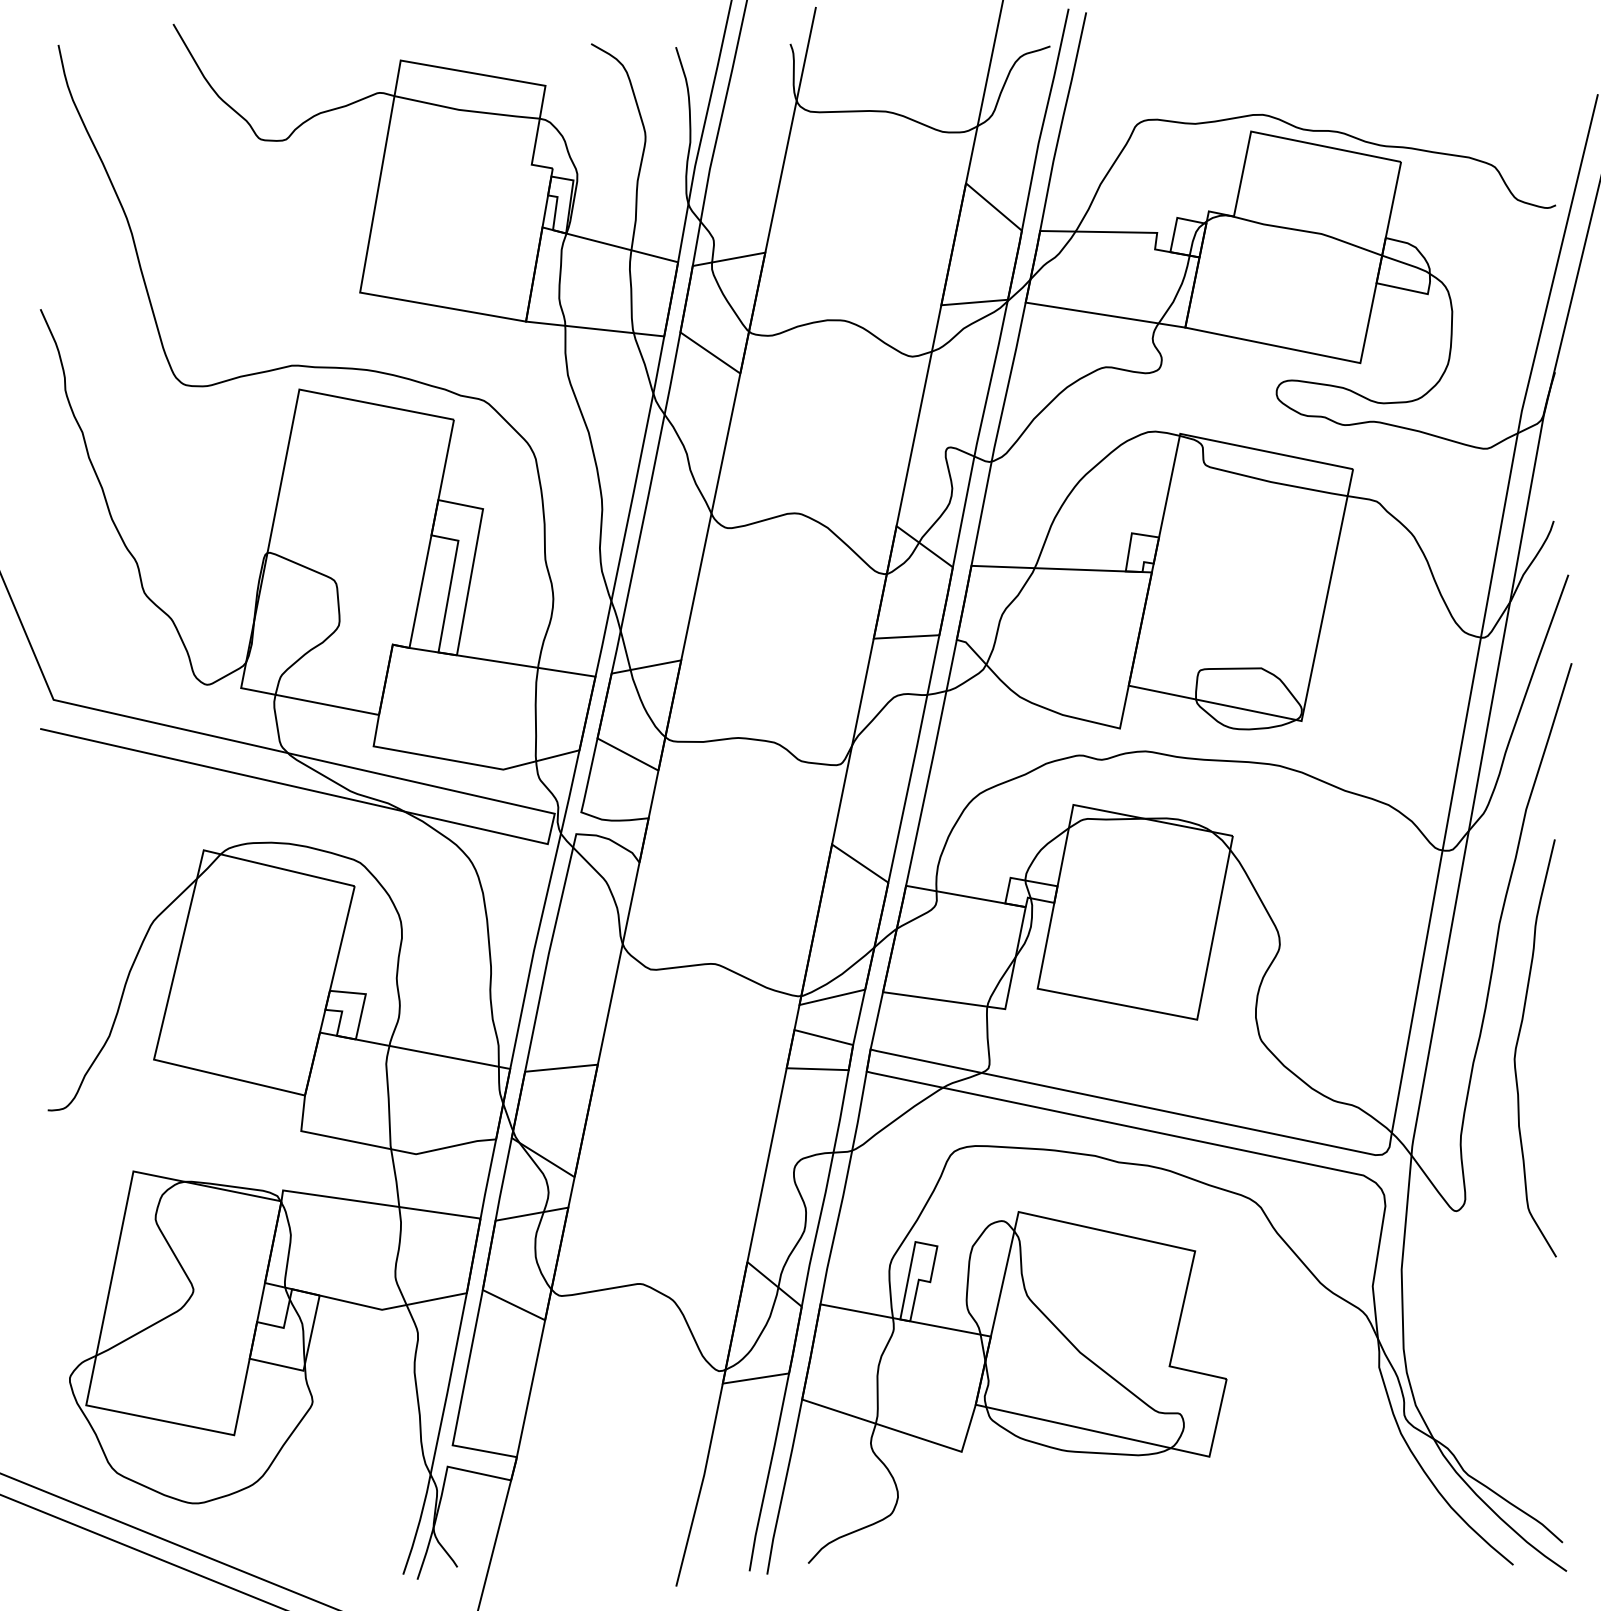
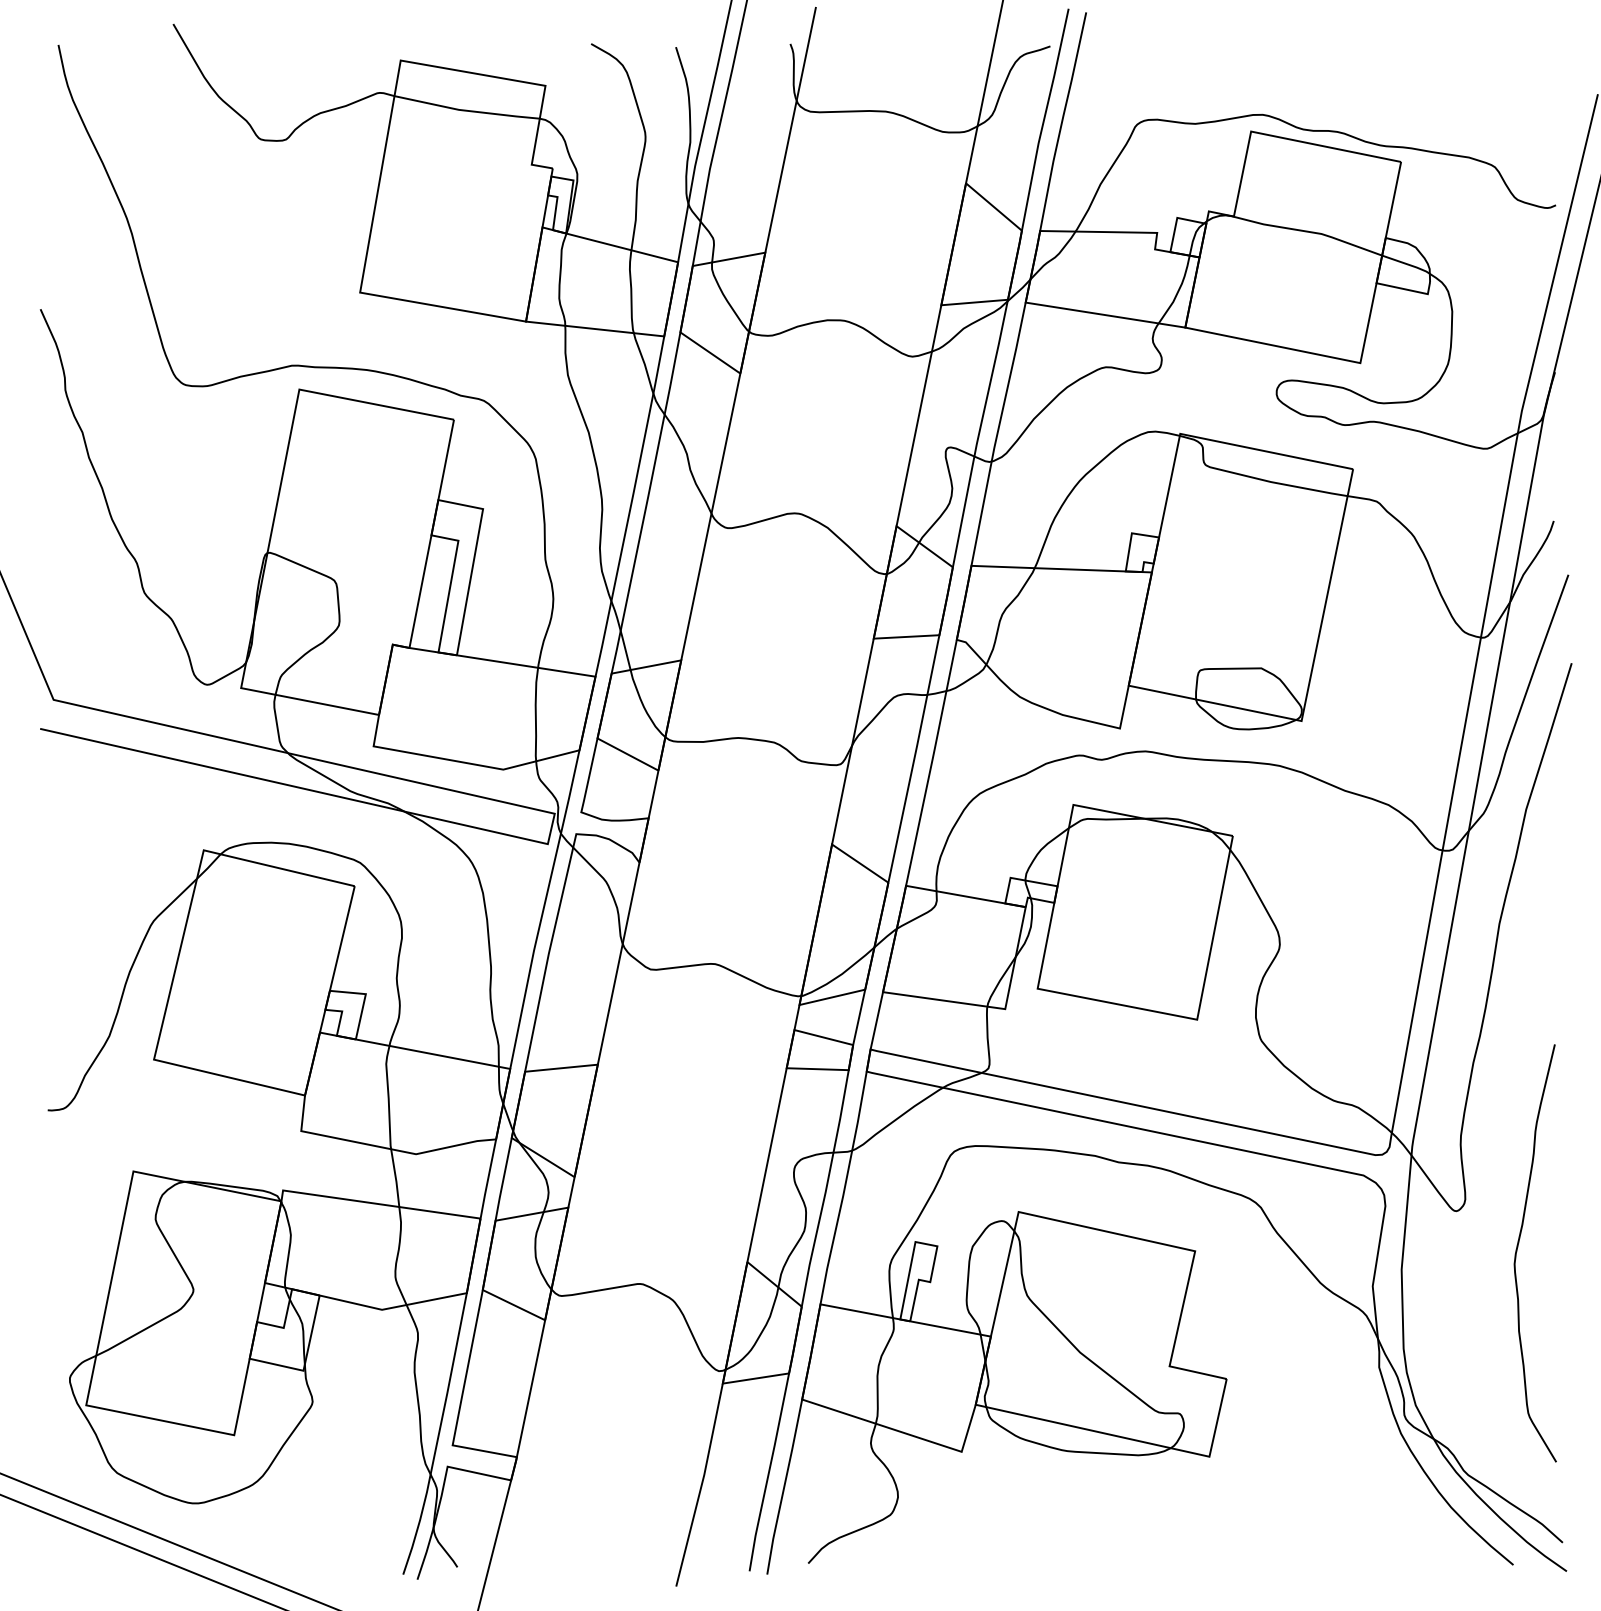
curve position: (1518, 1042) -> (1518, 1247) (1518, 1247)
